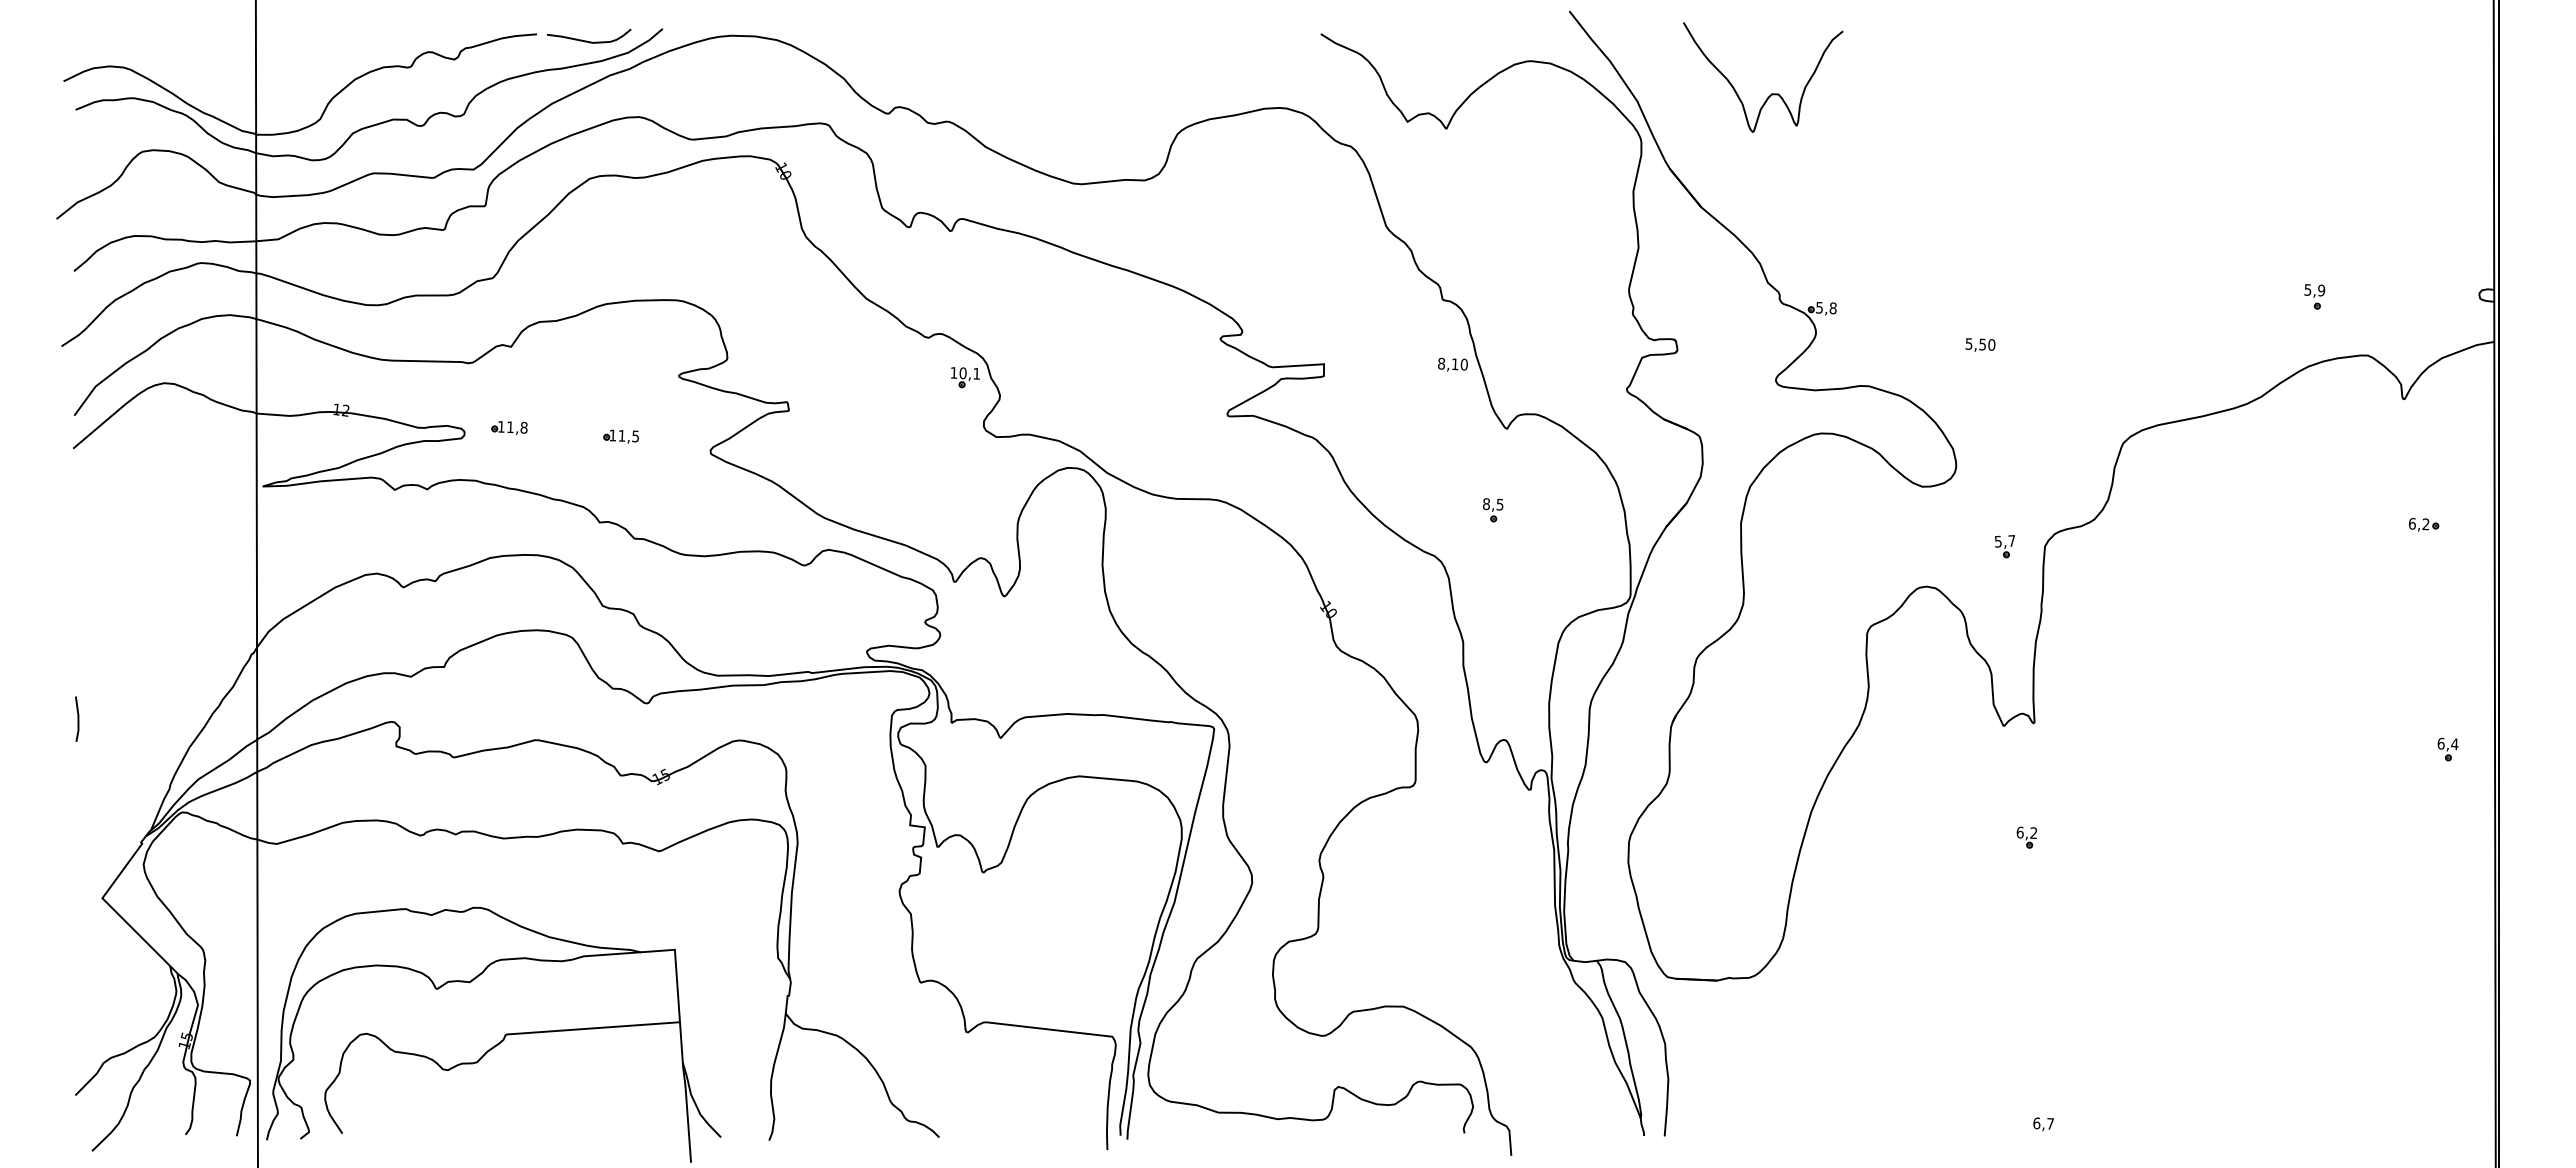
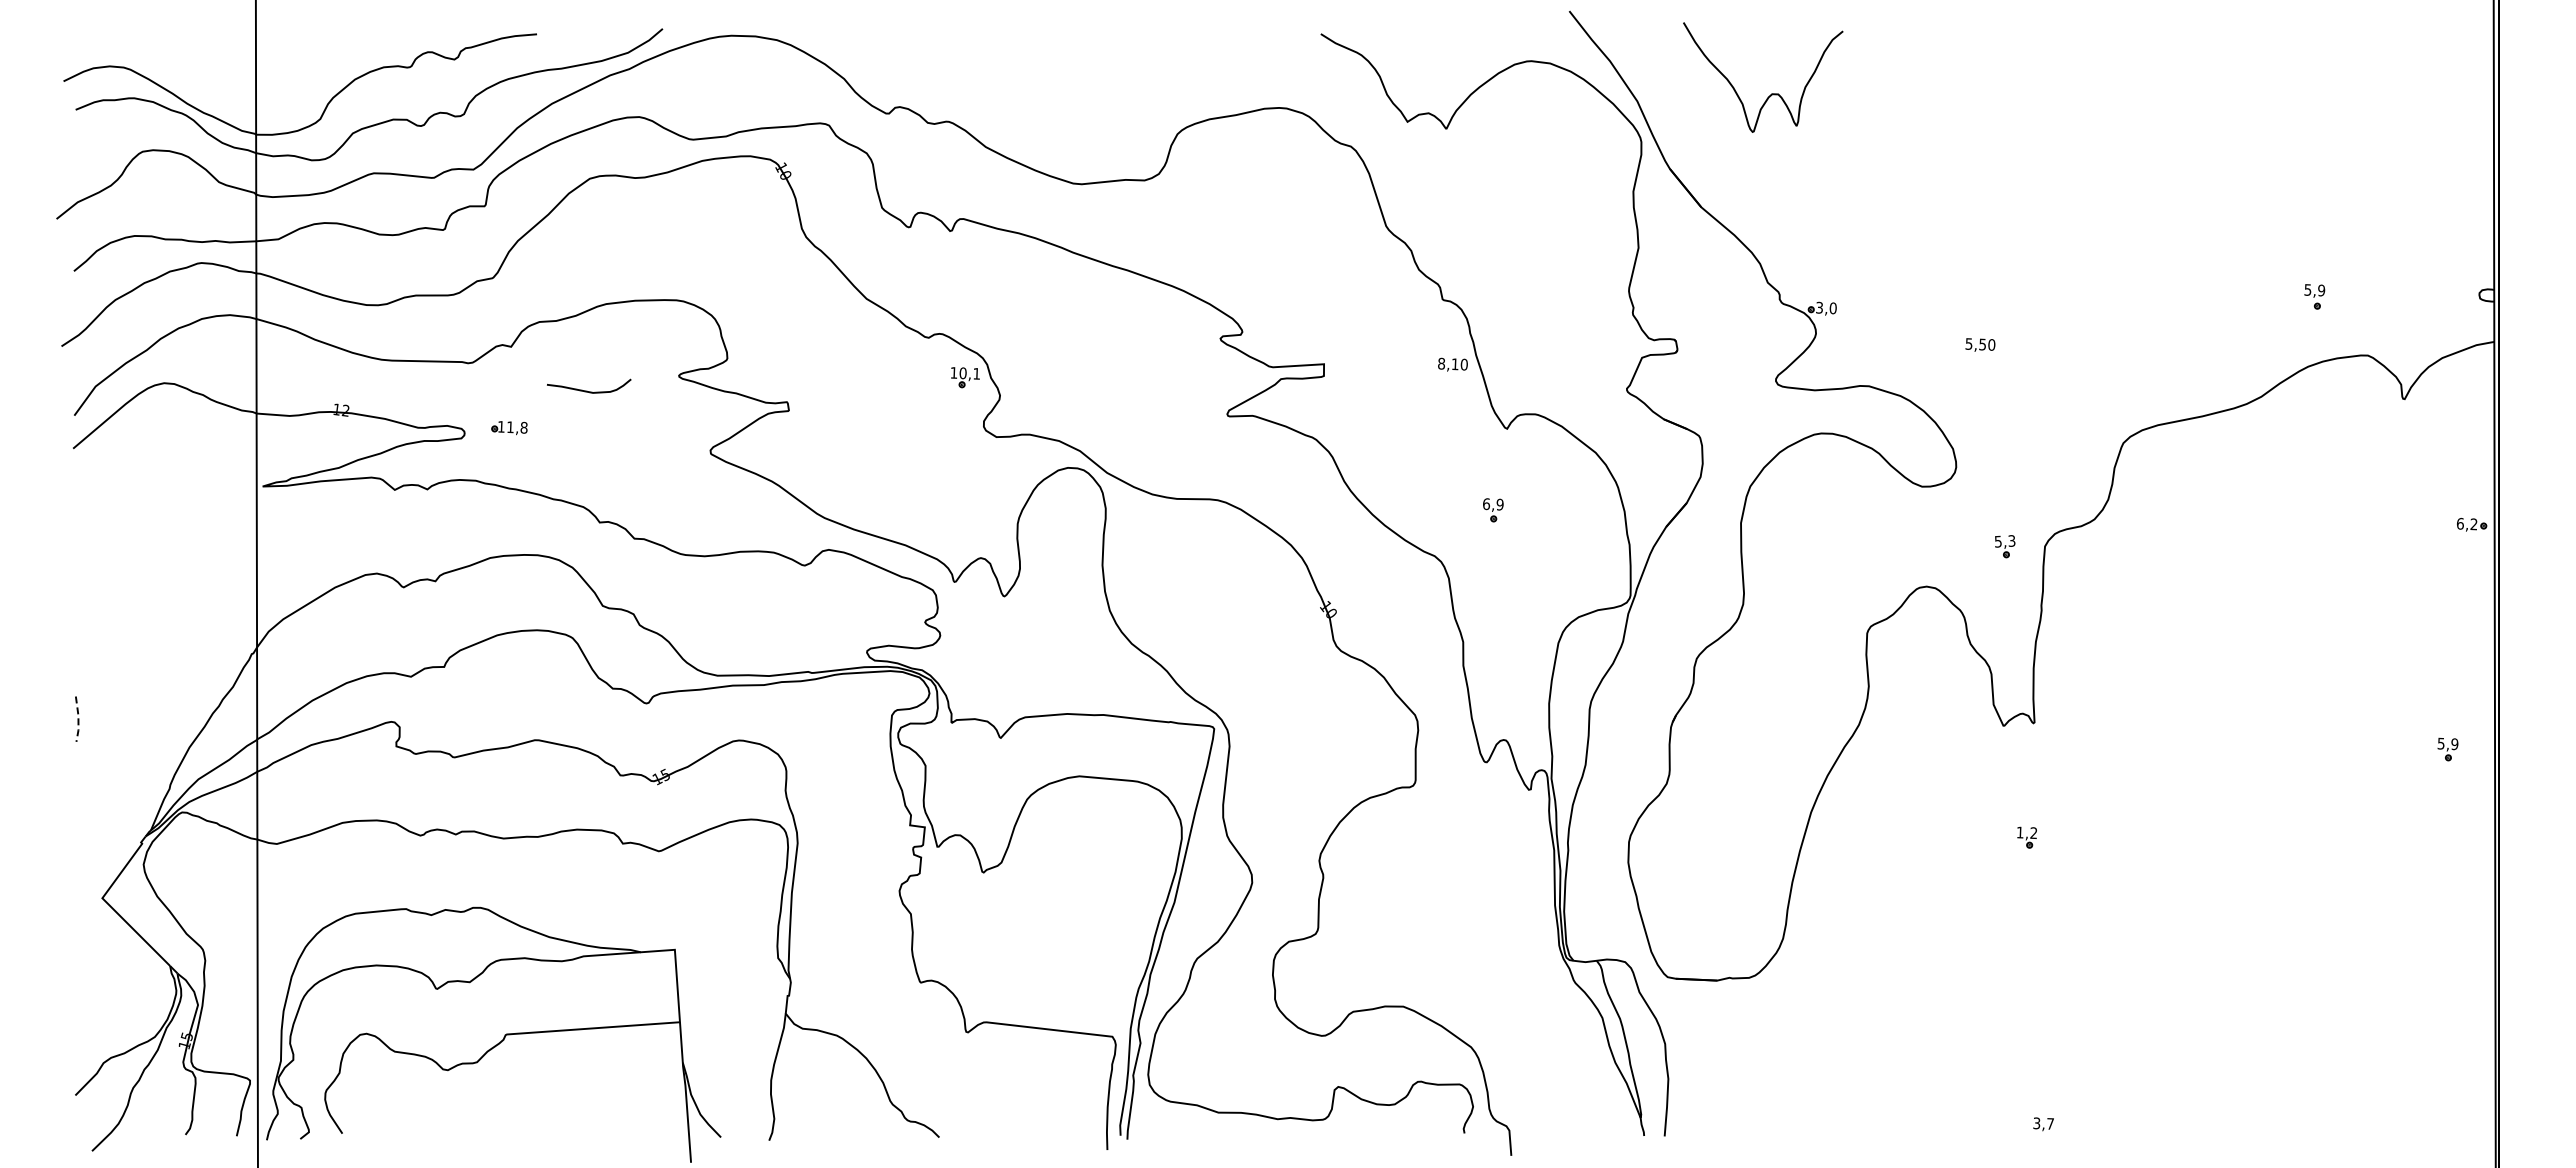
curve position: (587, 40) -> (587, 390) (587, 390)
text: 5,8 -> 3,0 (1826, 307)
part: present -> none (620, 436)
text: 8,5 -> 6,9 (1492, 504)
part position: (2424, 524) -> (2472, 524) (2472, 524)
text: 5,7 -> 5,3 (2011, 540)
line: solid -> dashed (78, 719)
text: 6,4 -> 5,9 (2447, 743)
text: 6,2 -> 1,2 (2019, 832)
text: 6,7 -> 3,7 (2036, 1123)
